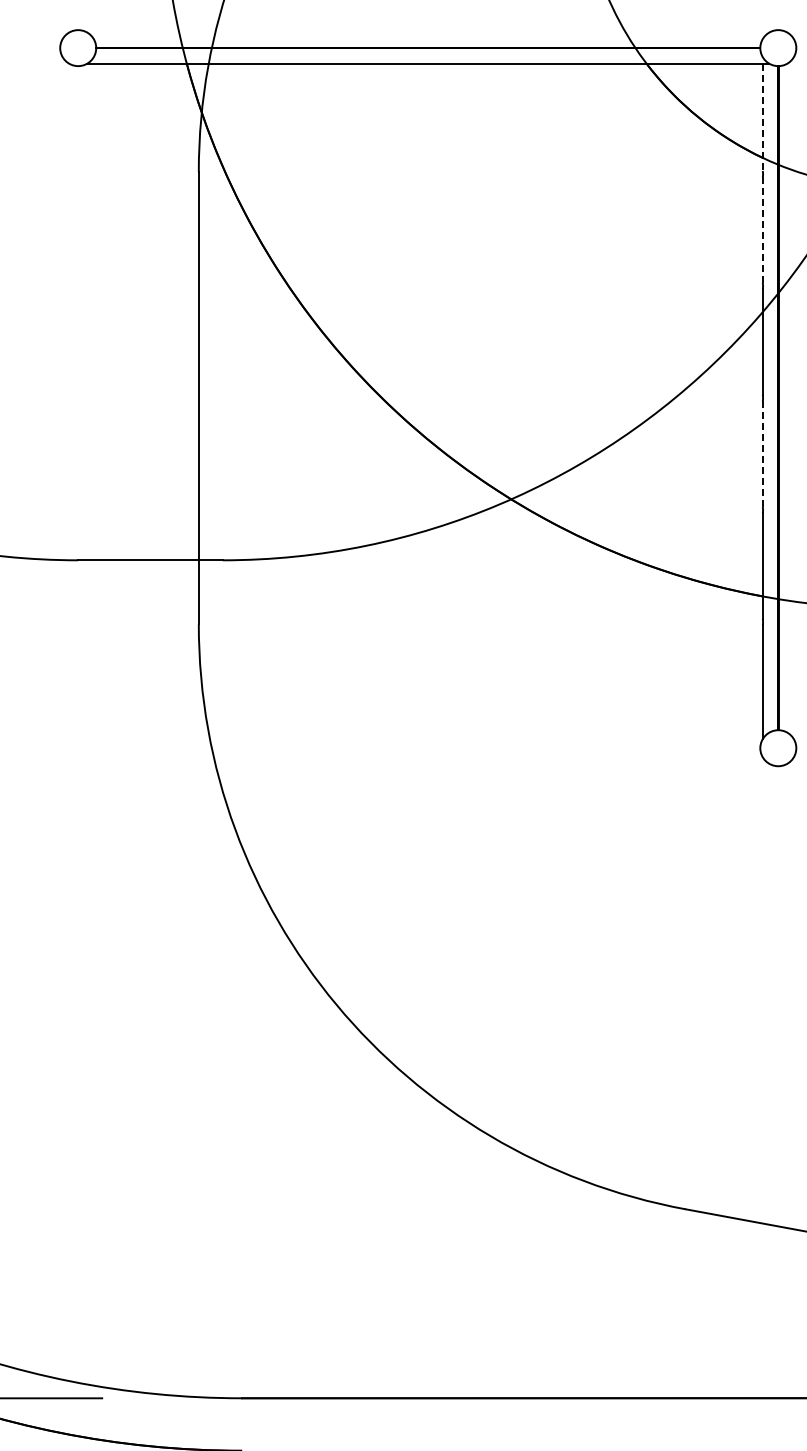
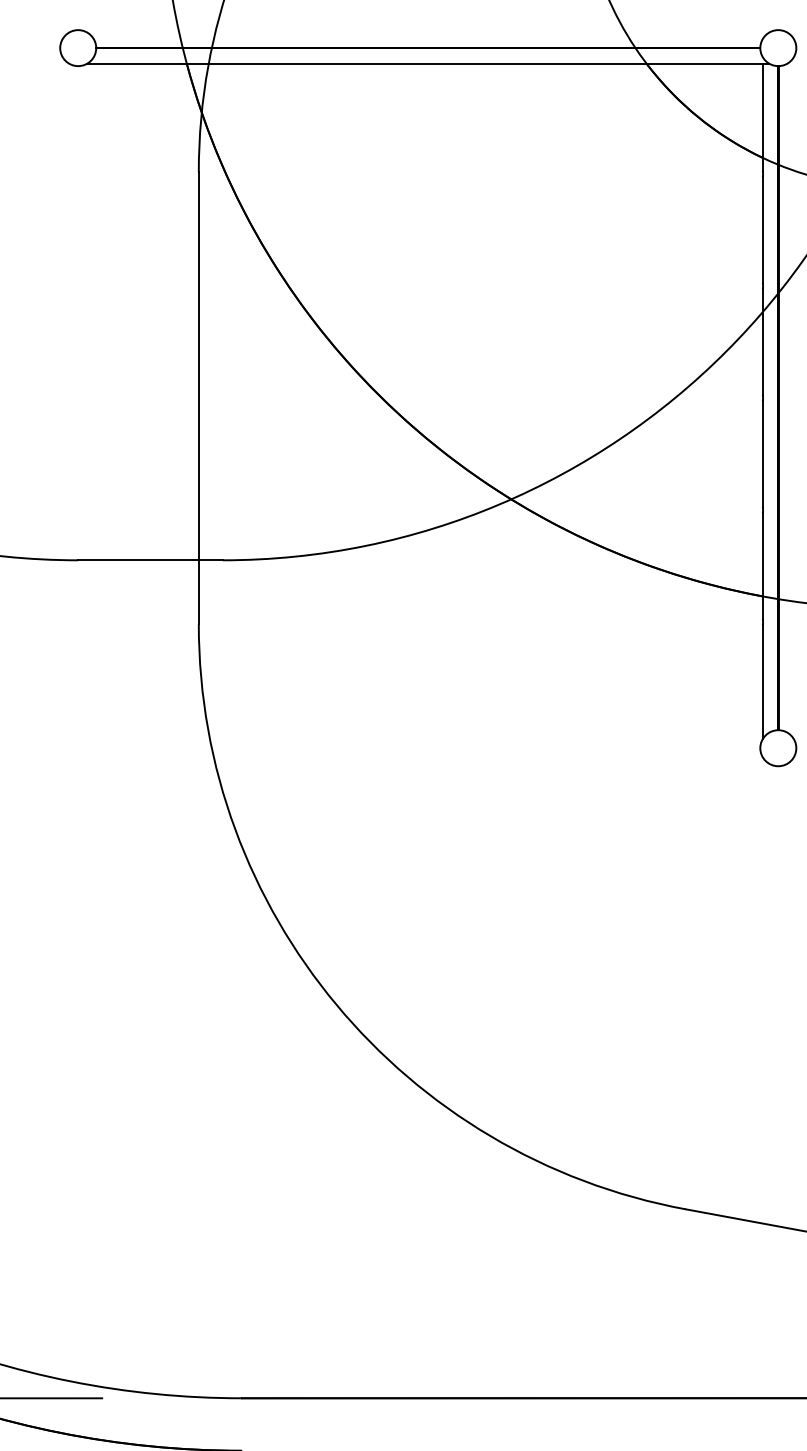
line: dashed -> solid (762, 117)
line: dashed -> solid (762, 230)
line: dashed -> solid (762, 454)
